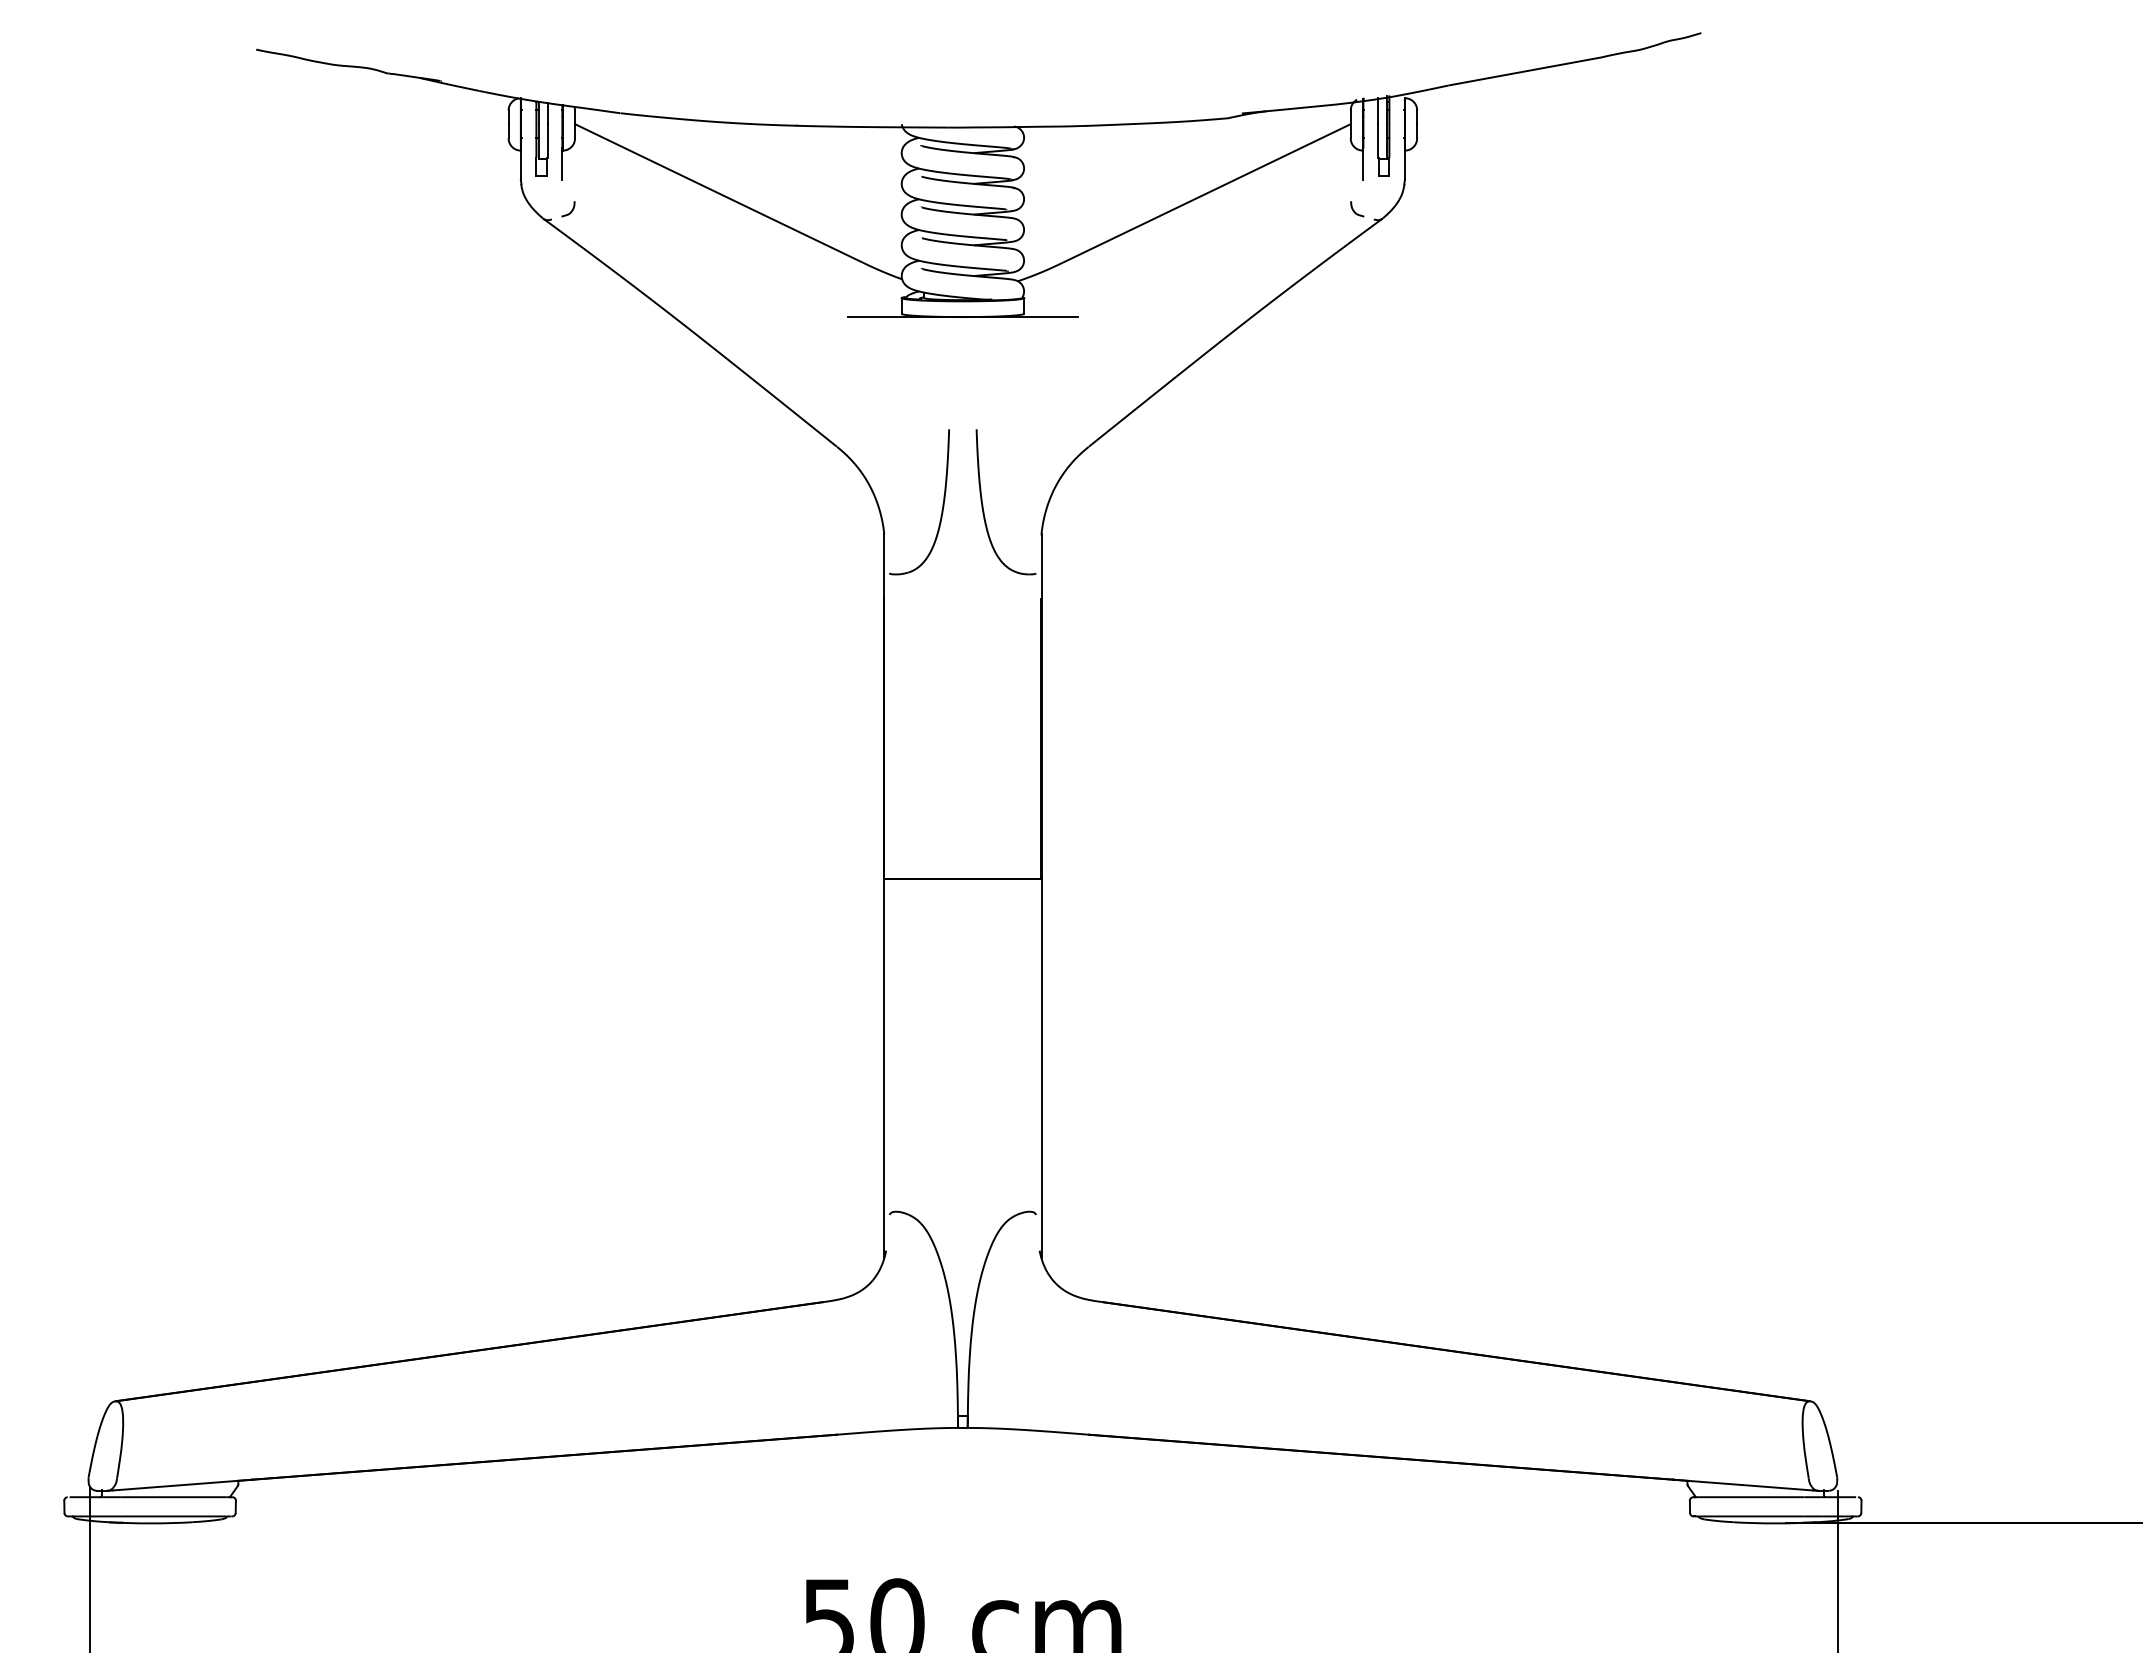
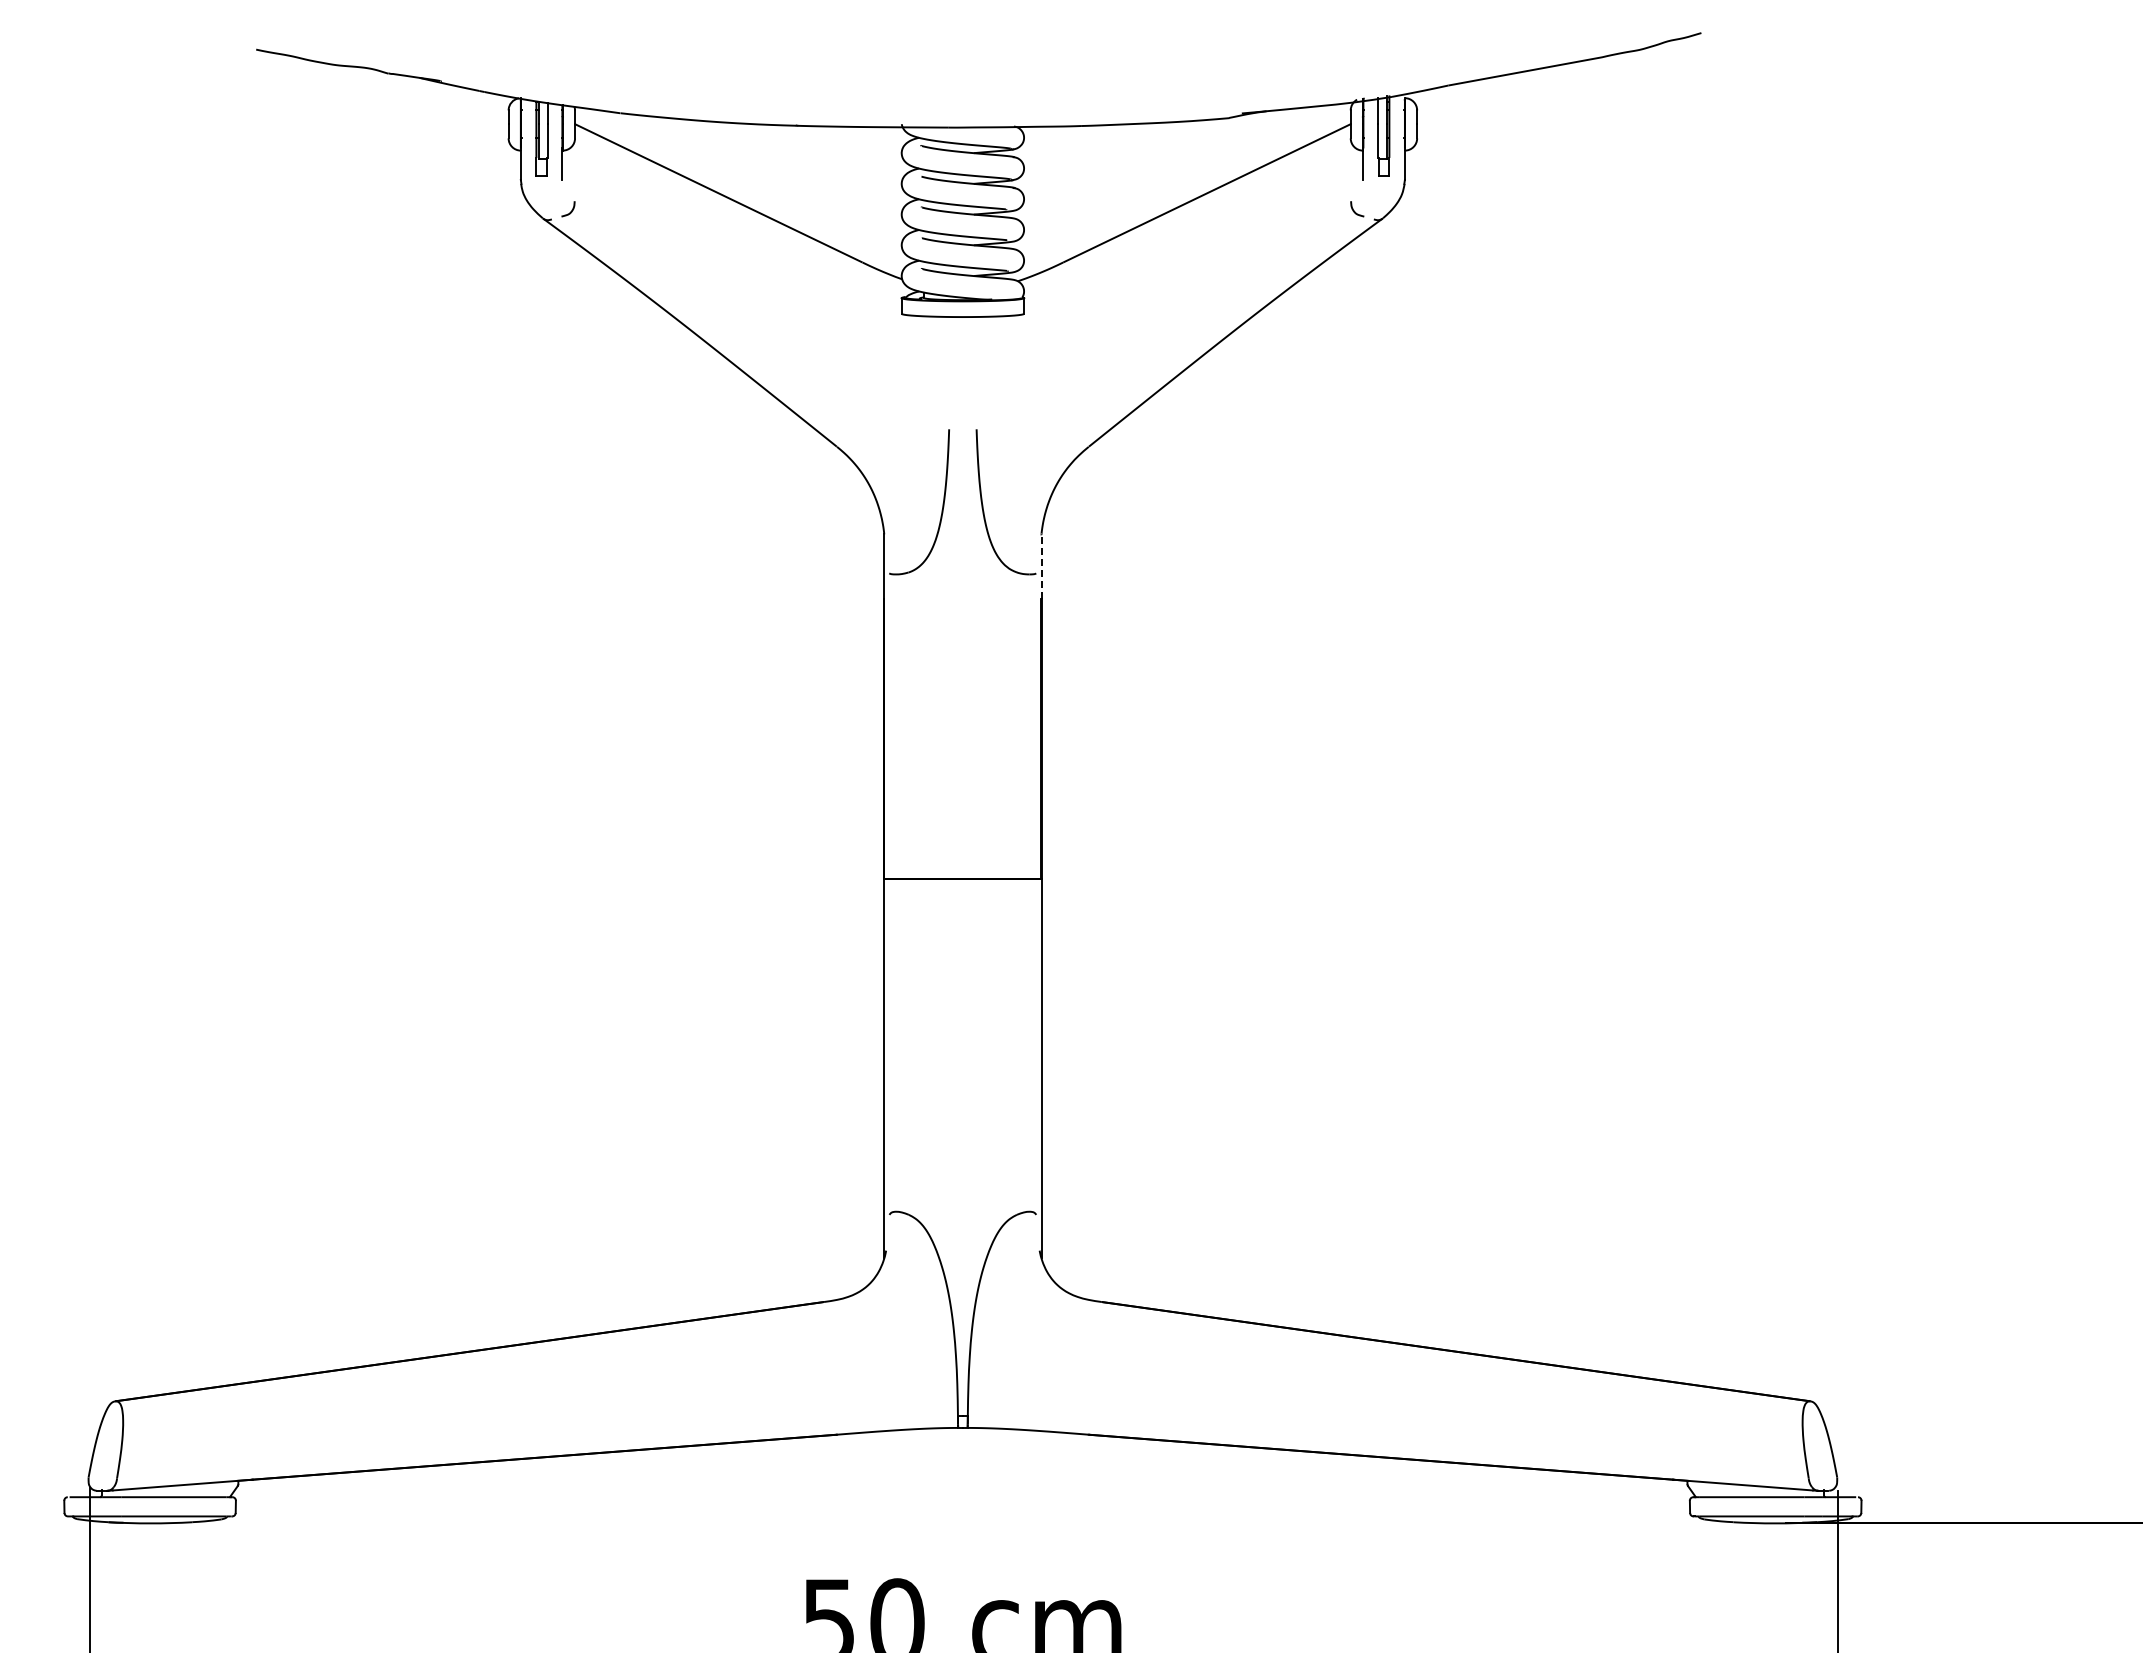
line: present -> none (962, 317)
line: solid -> dashed (1041, 566)
